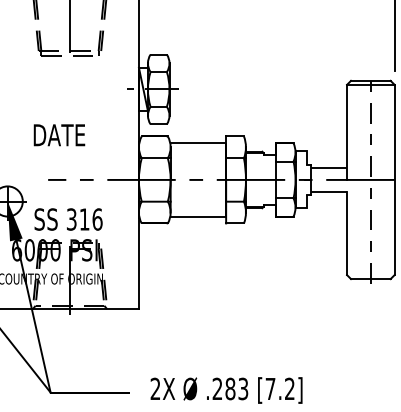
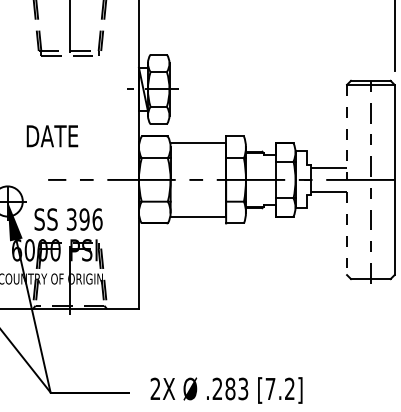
line: solid -> dashed (347, 132)
text position: (59, 135) -> (52, 136) (52, 136)
text: 316 -> 396 (84, 219)
line: solid -> dashed (347, 233)
